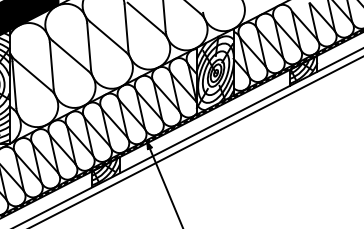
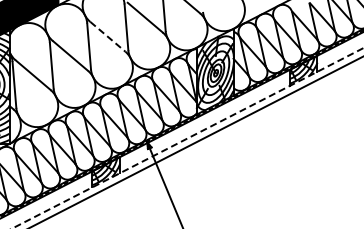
line: solid -> dashed (108, 37)
line: solid -> dashed (187, 138)
